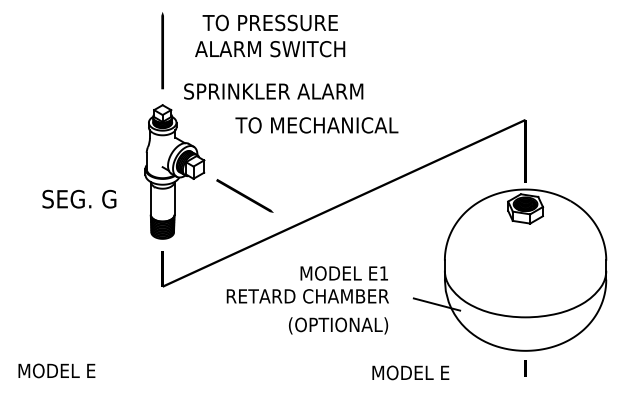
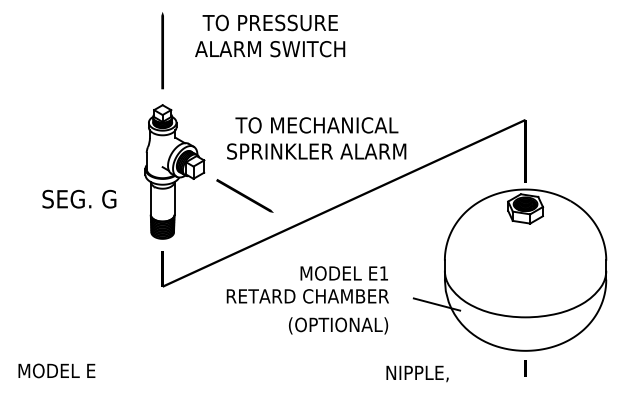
text position: (273, 91) -> (316, 151) (316, 151)
text: MODEL E -> NIPPLE, (410, 373)
